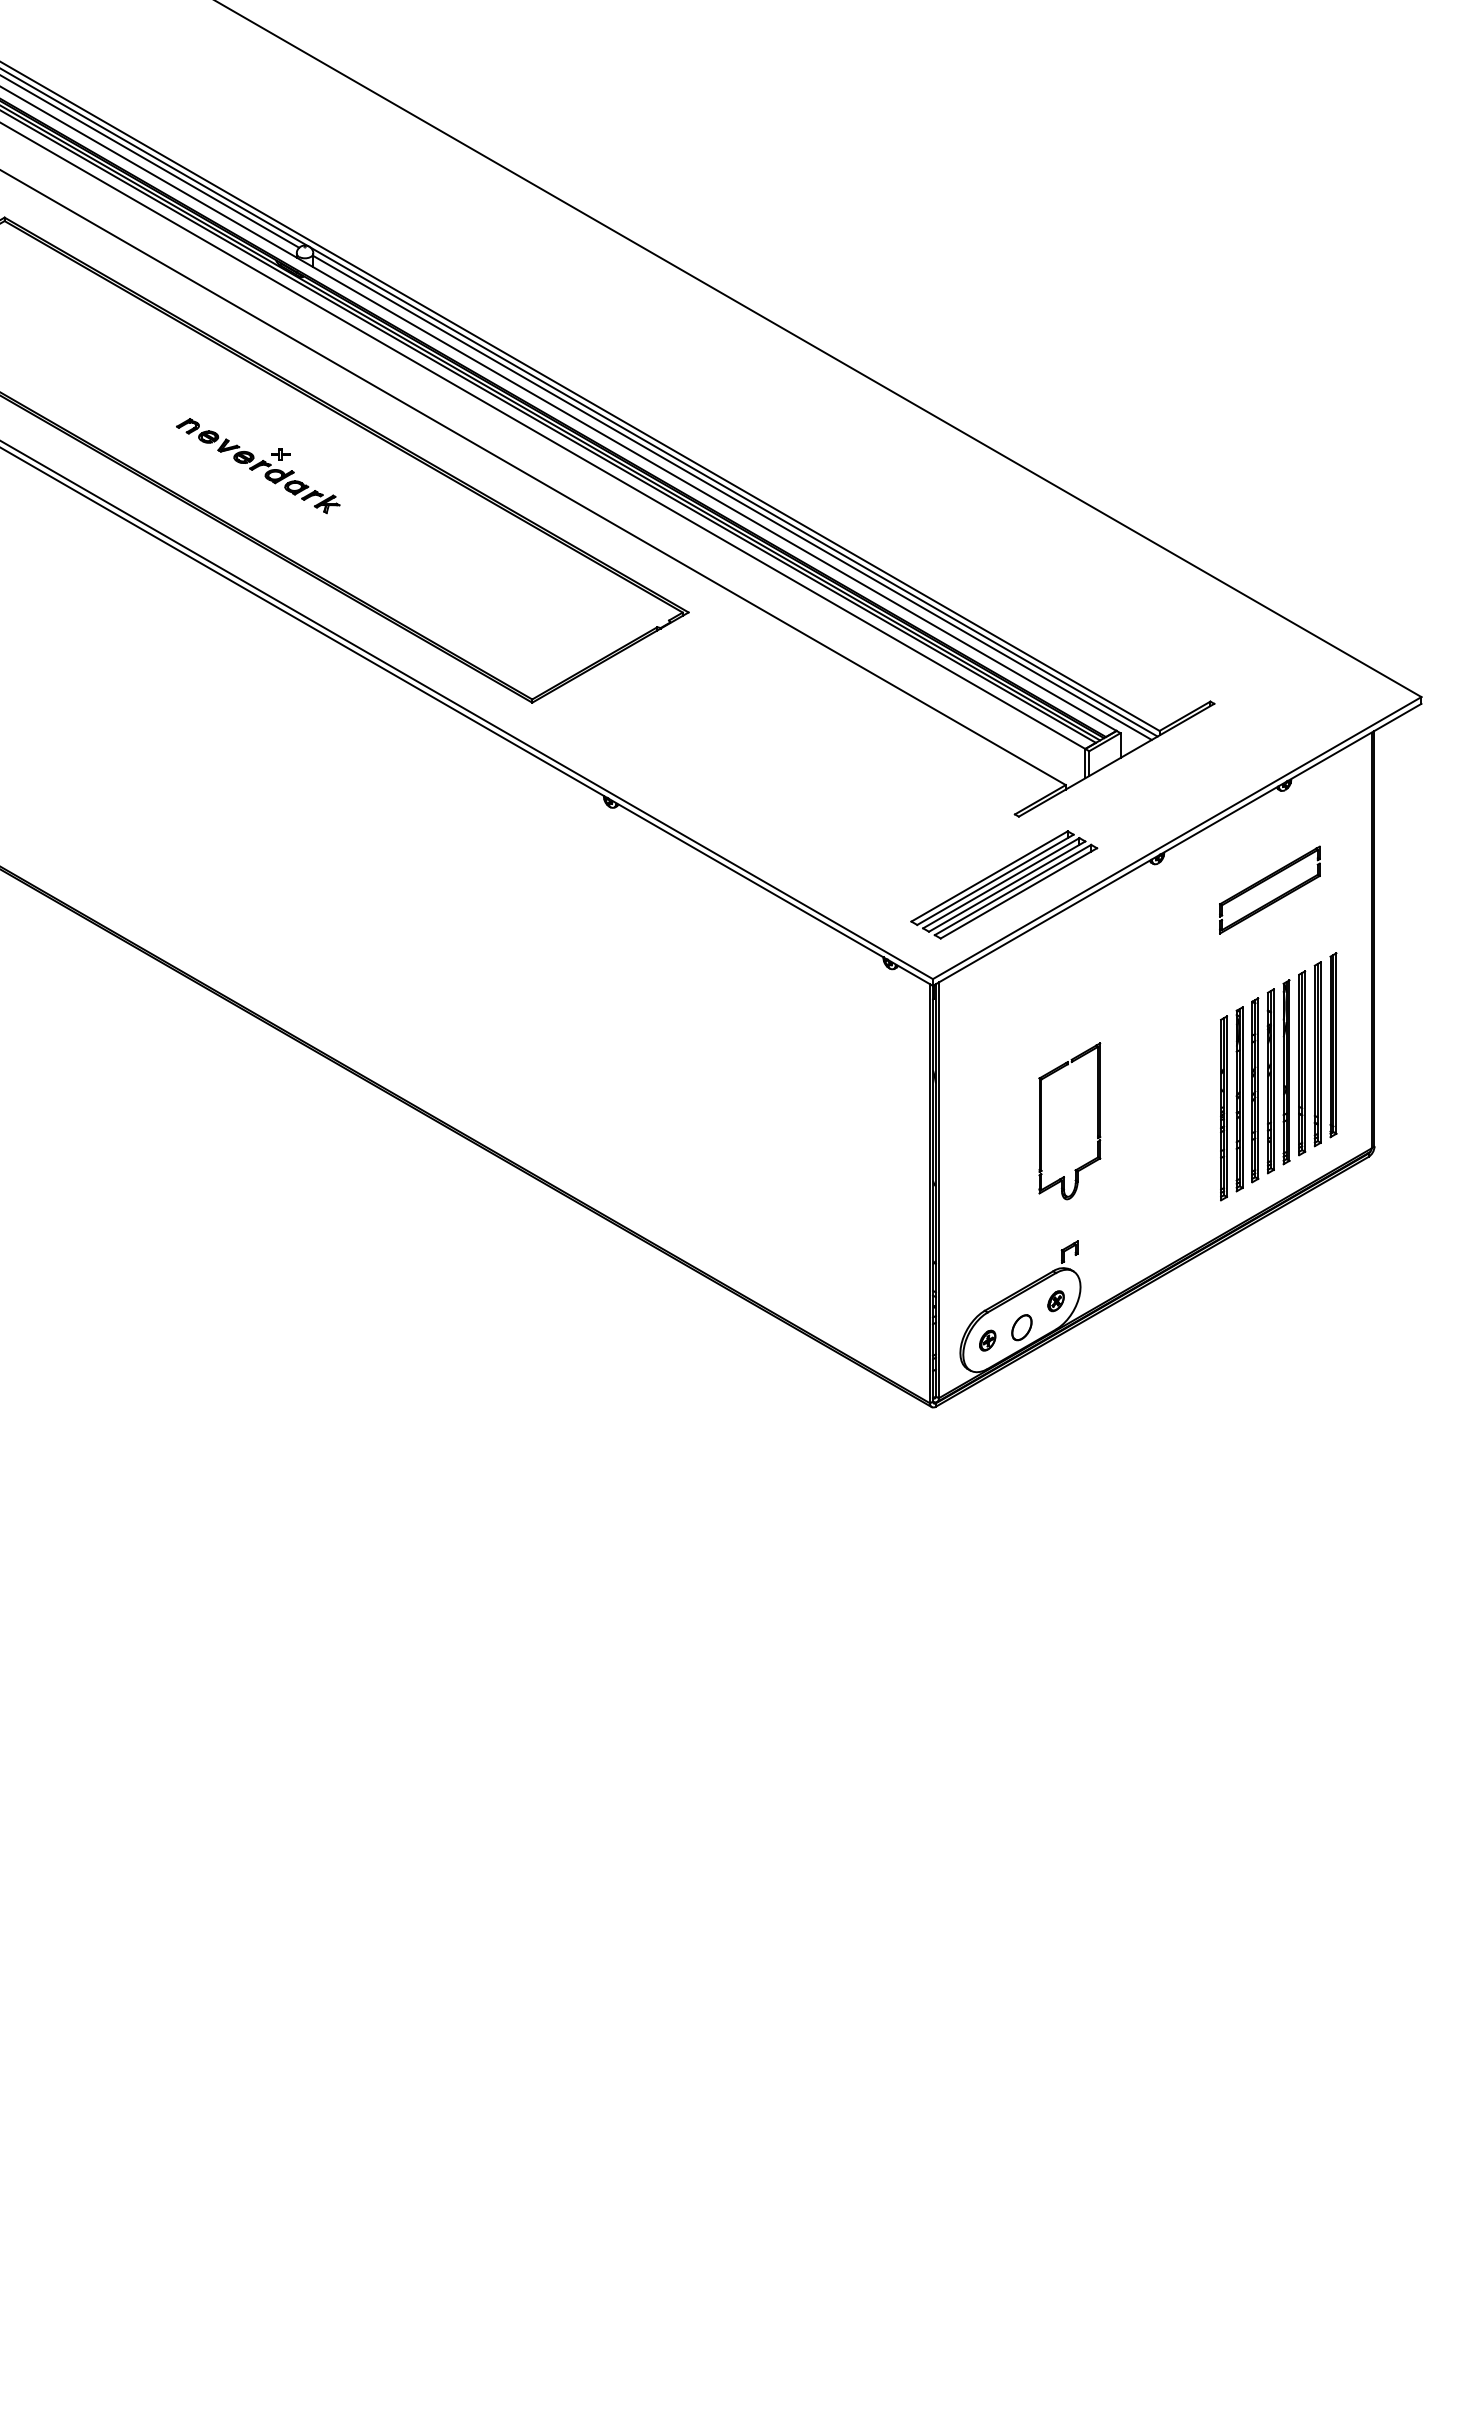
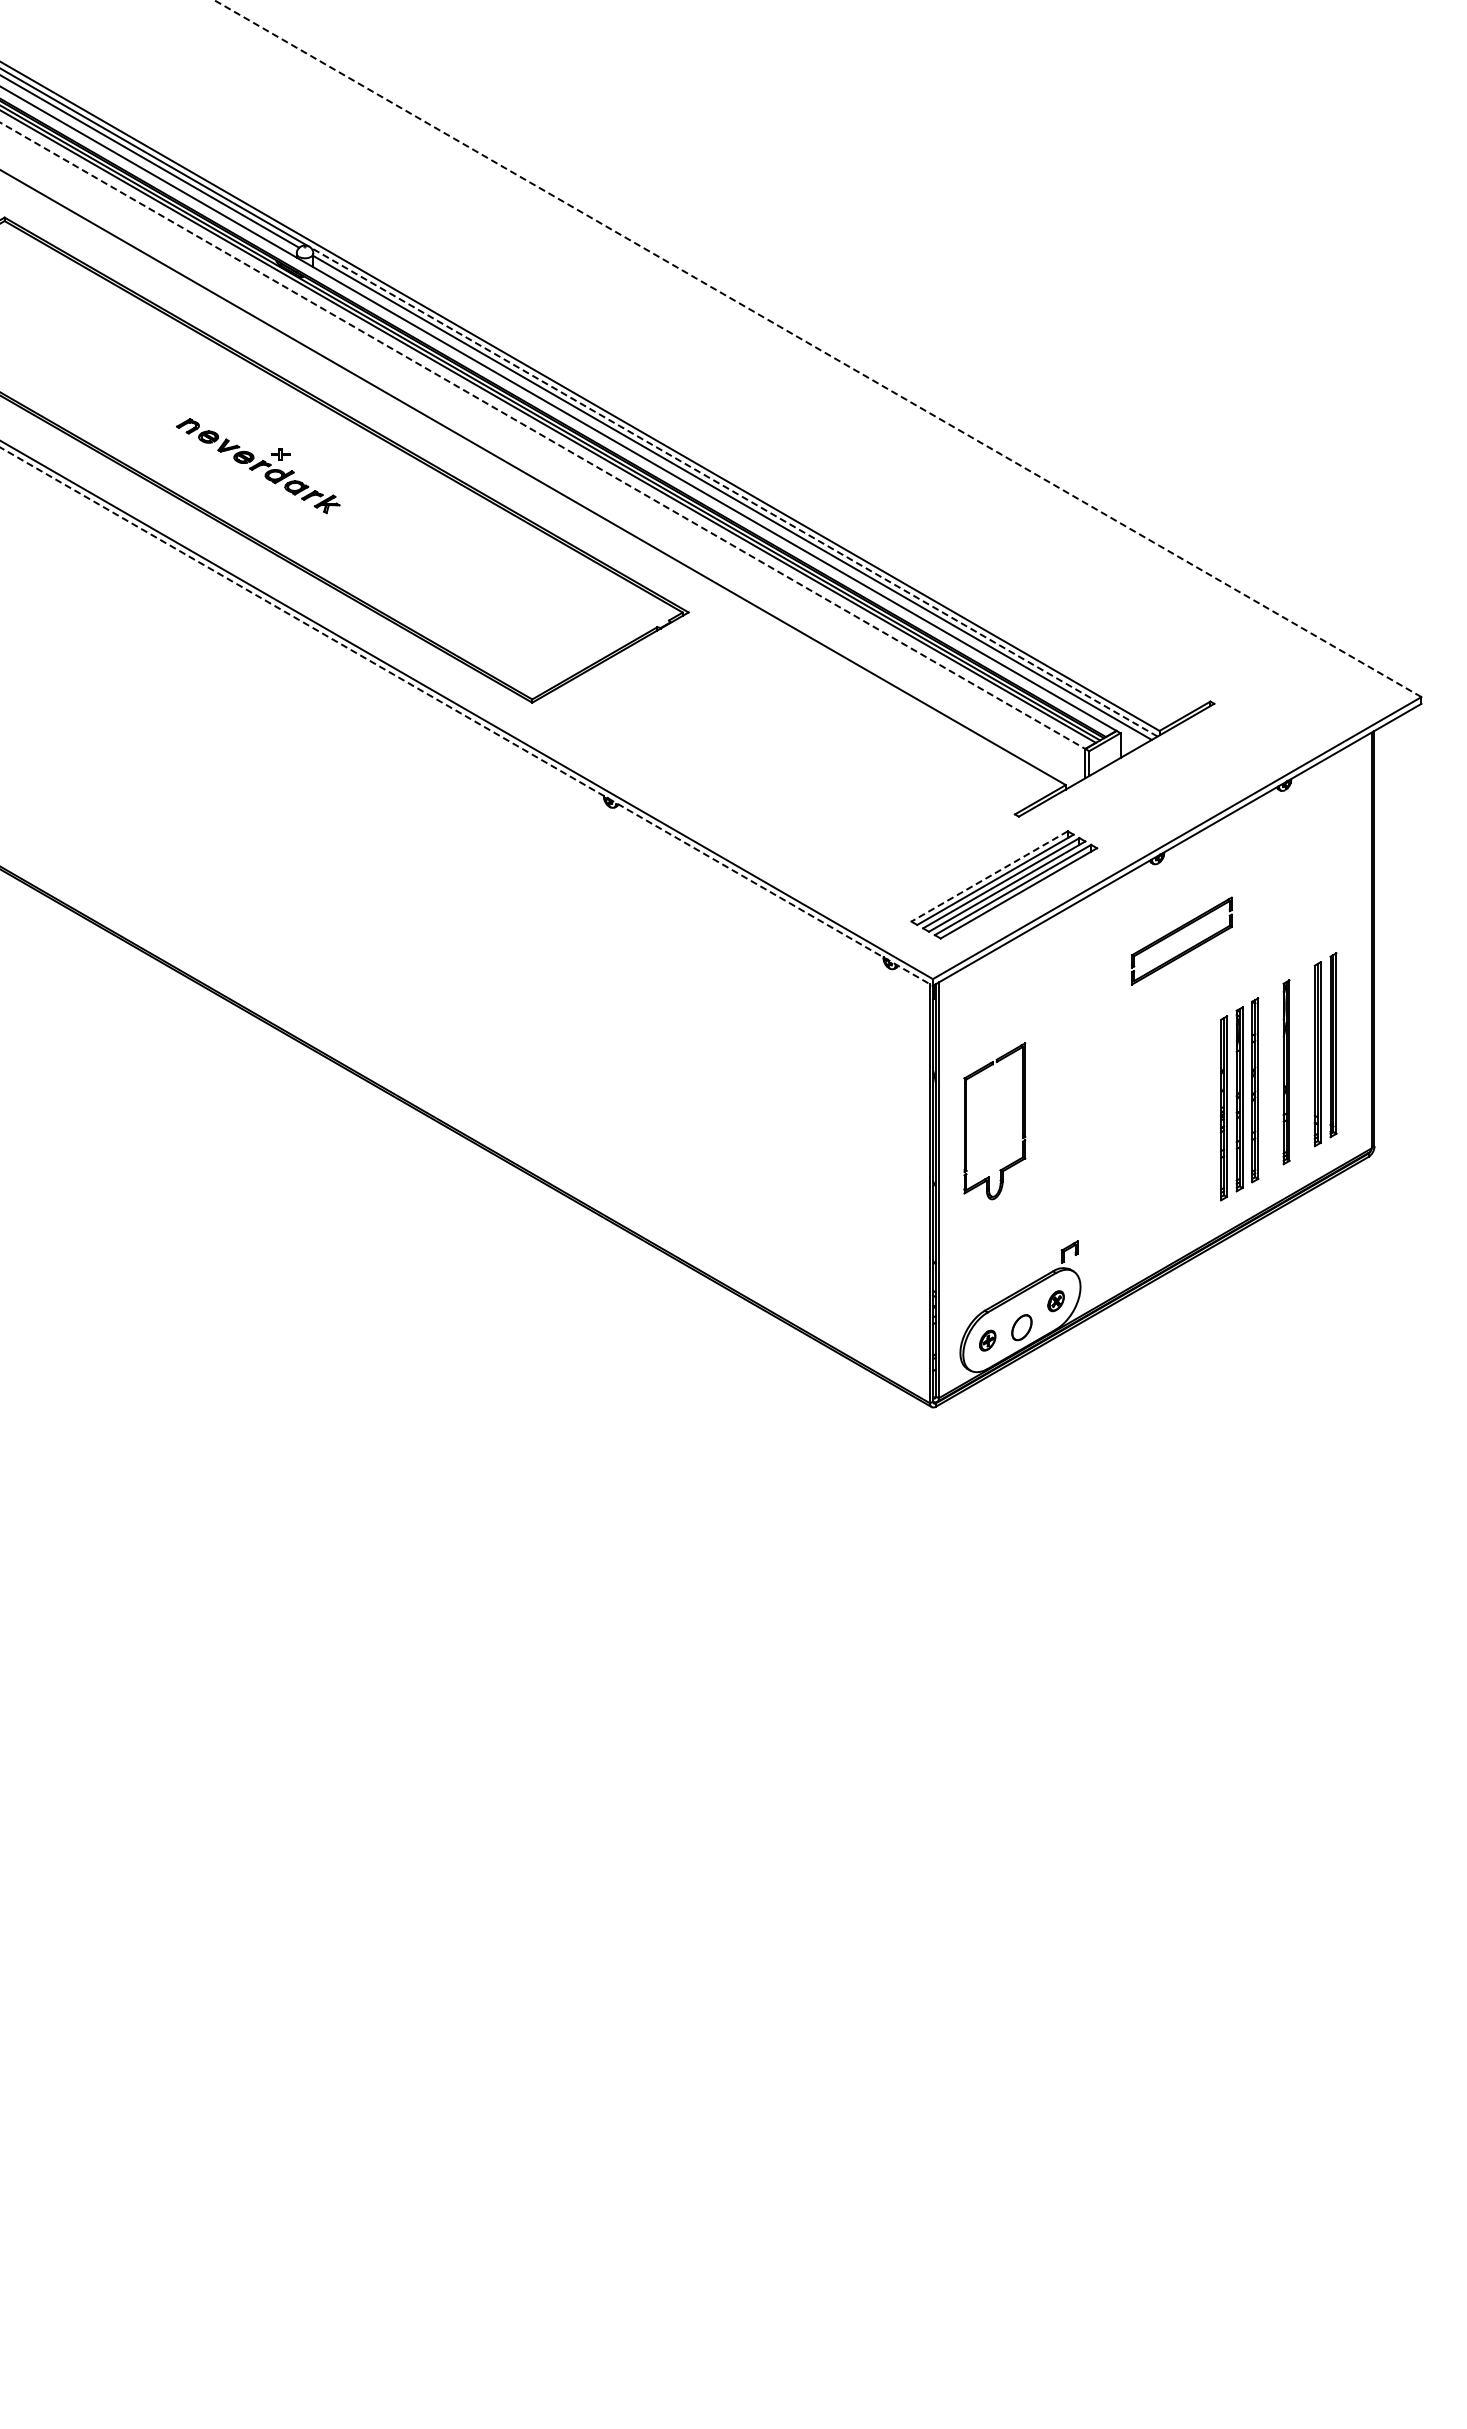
line: solid -> dashed (818, 348)
line: solid -> dashed (543, 436)
line: solid -> dashed (733, 491)
line: solid -> dashed (467, 717)
line: solid -> dashed (989, 876)
part position: (1265, 881) -> (1177, 932) (1177, 932)
part: present -> none (1302, 1063)
part: present -> none (1270, 1081)
part position: (1041, 1121) -> (966, 1121) (966, 1121)
